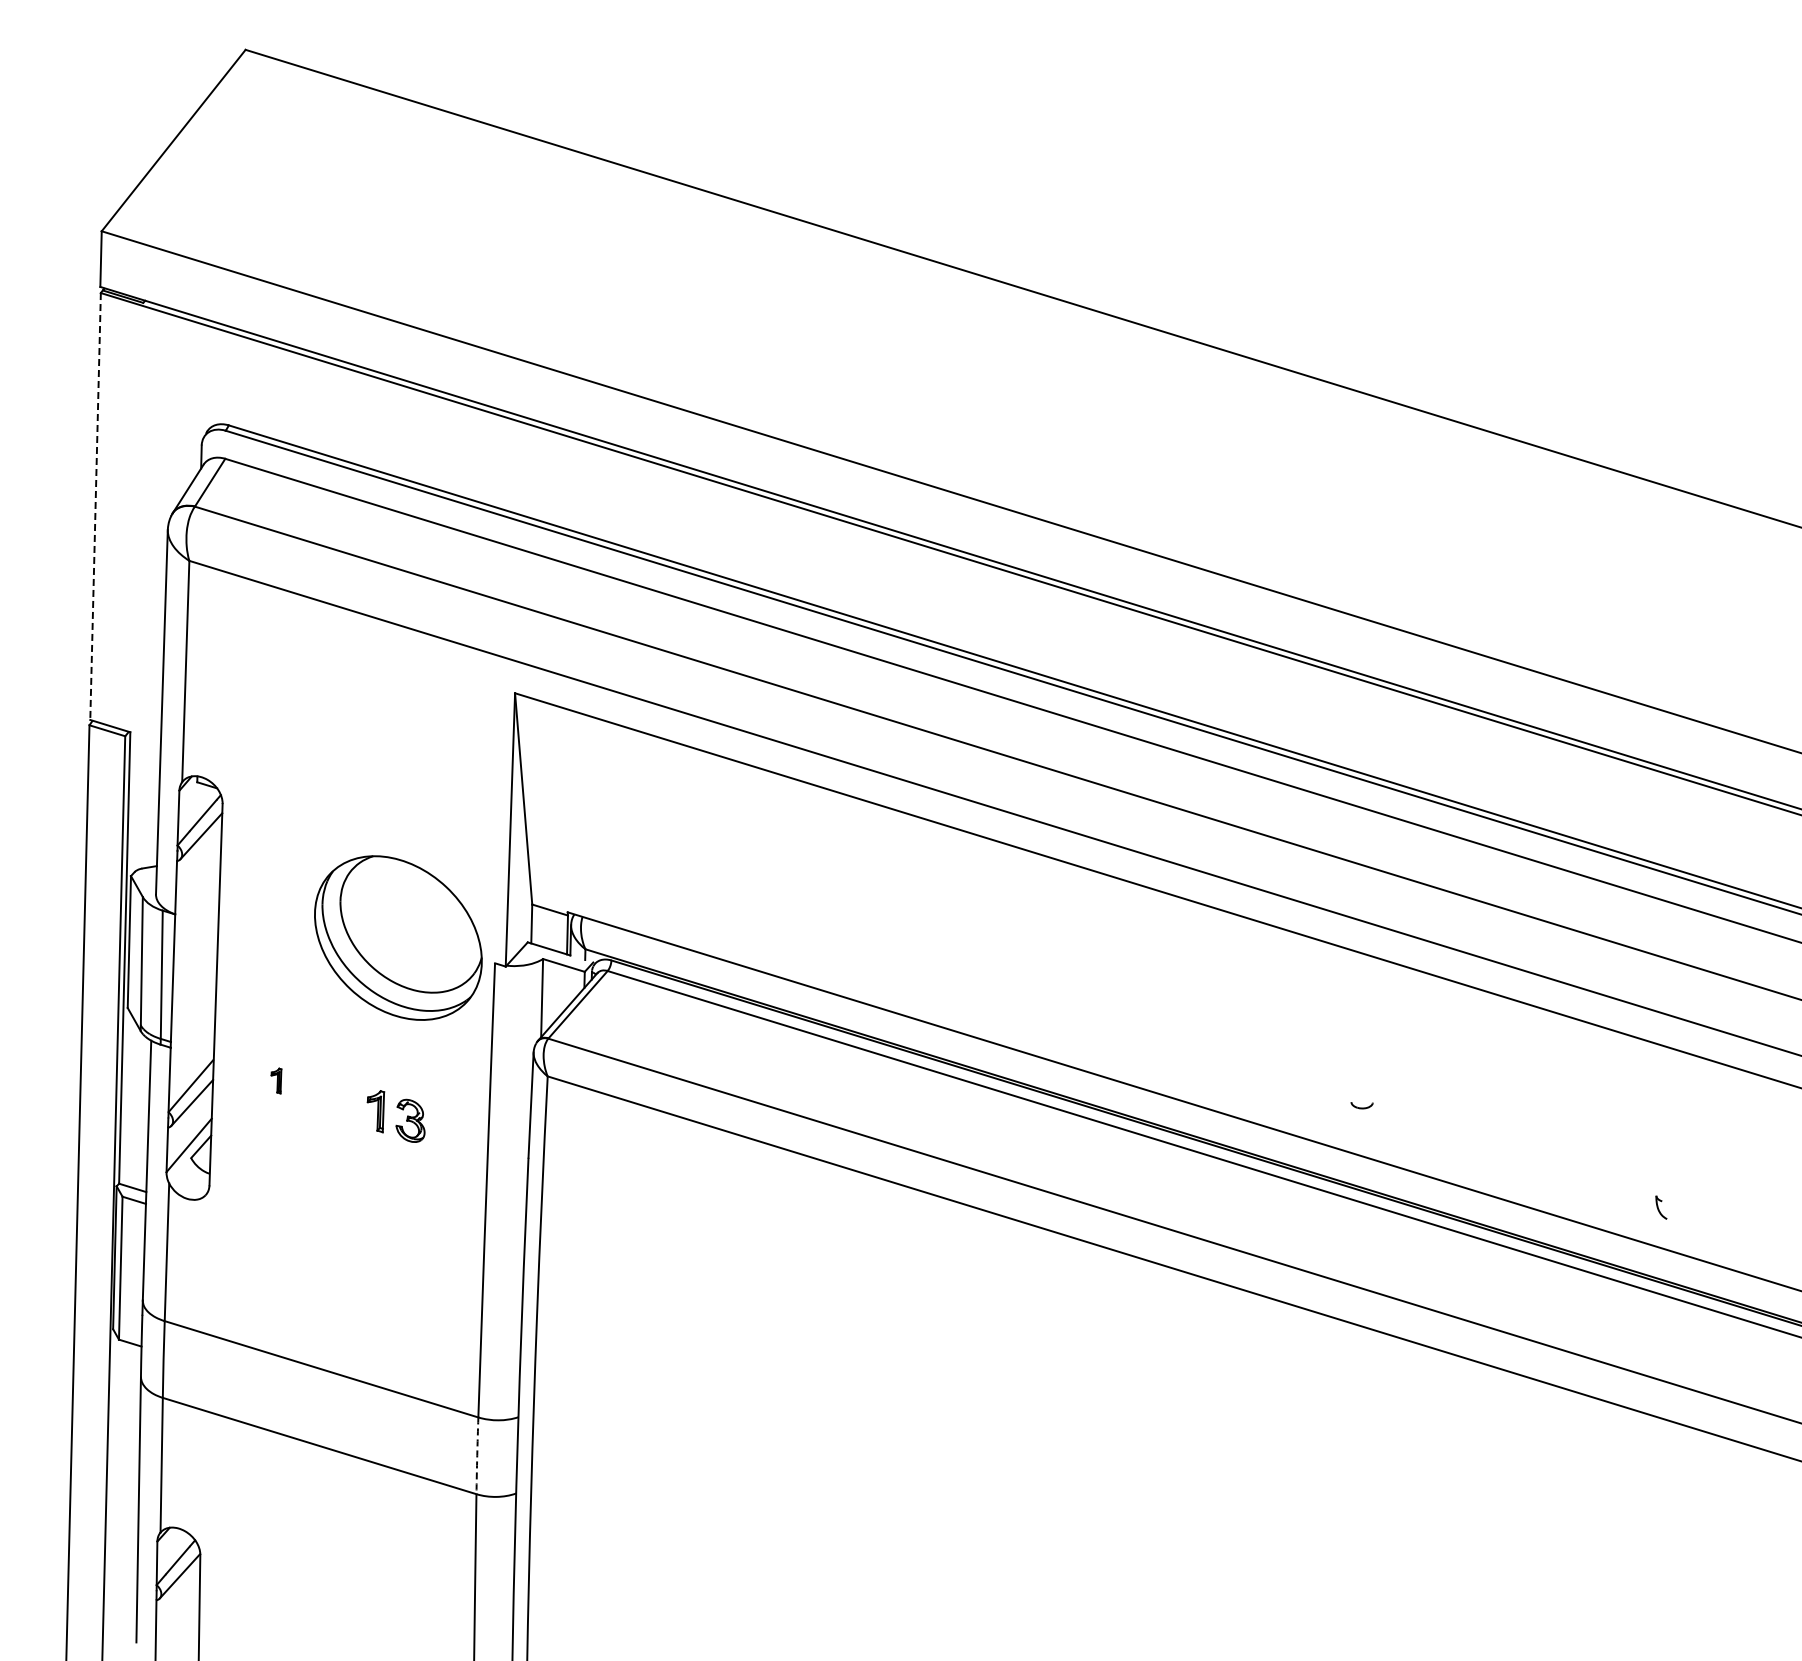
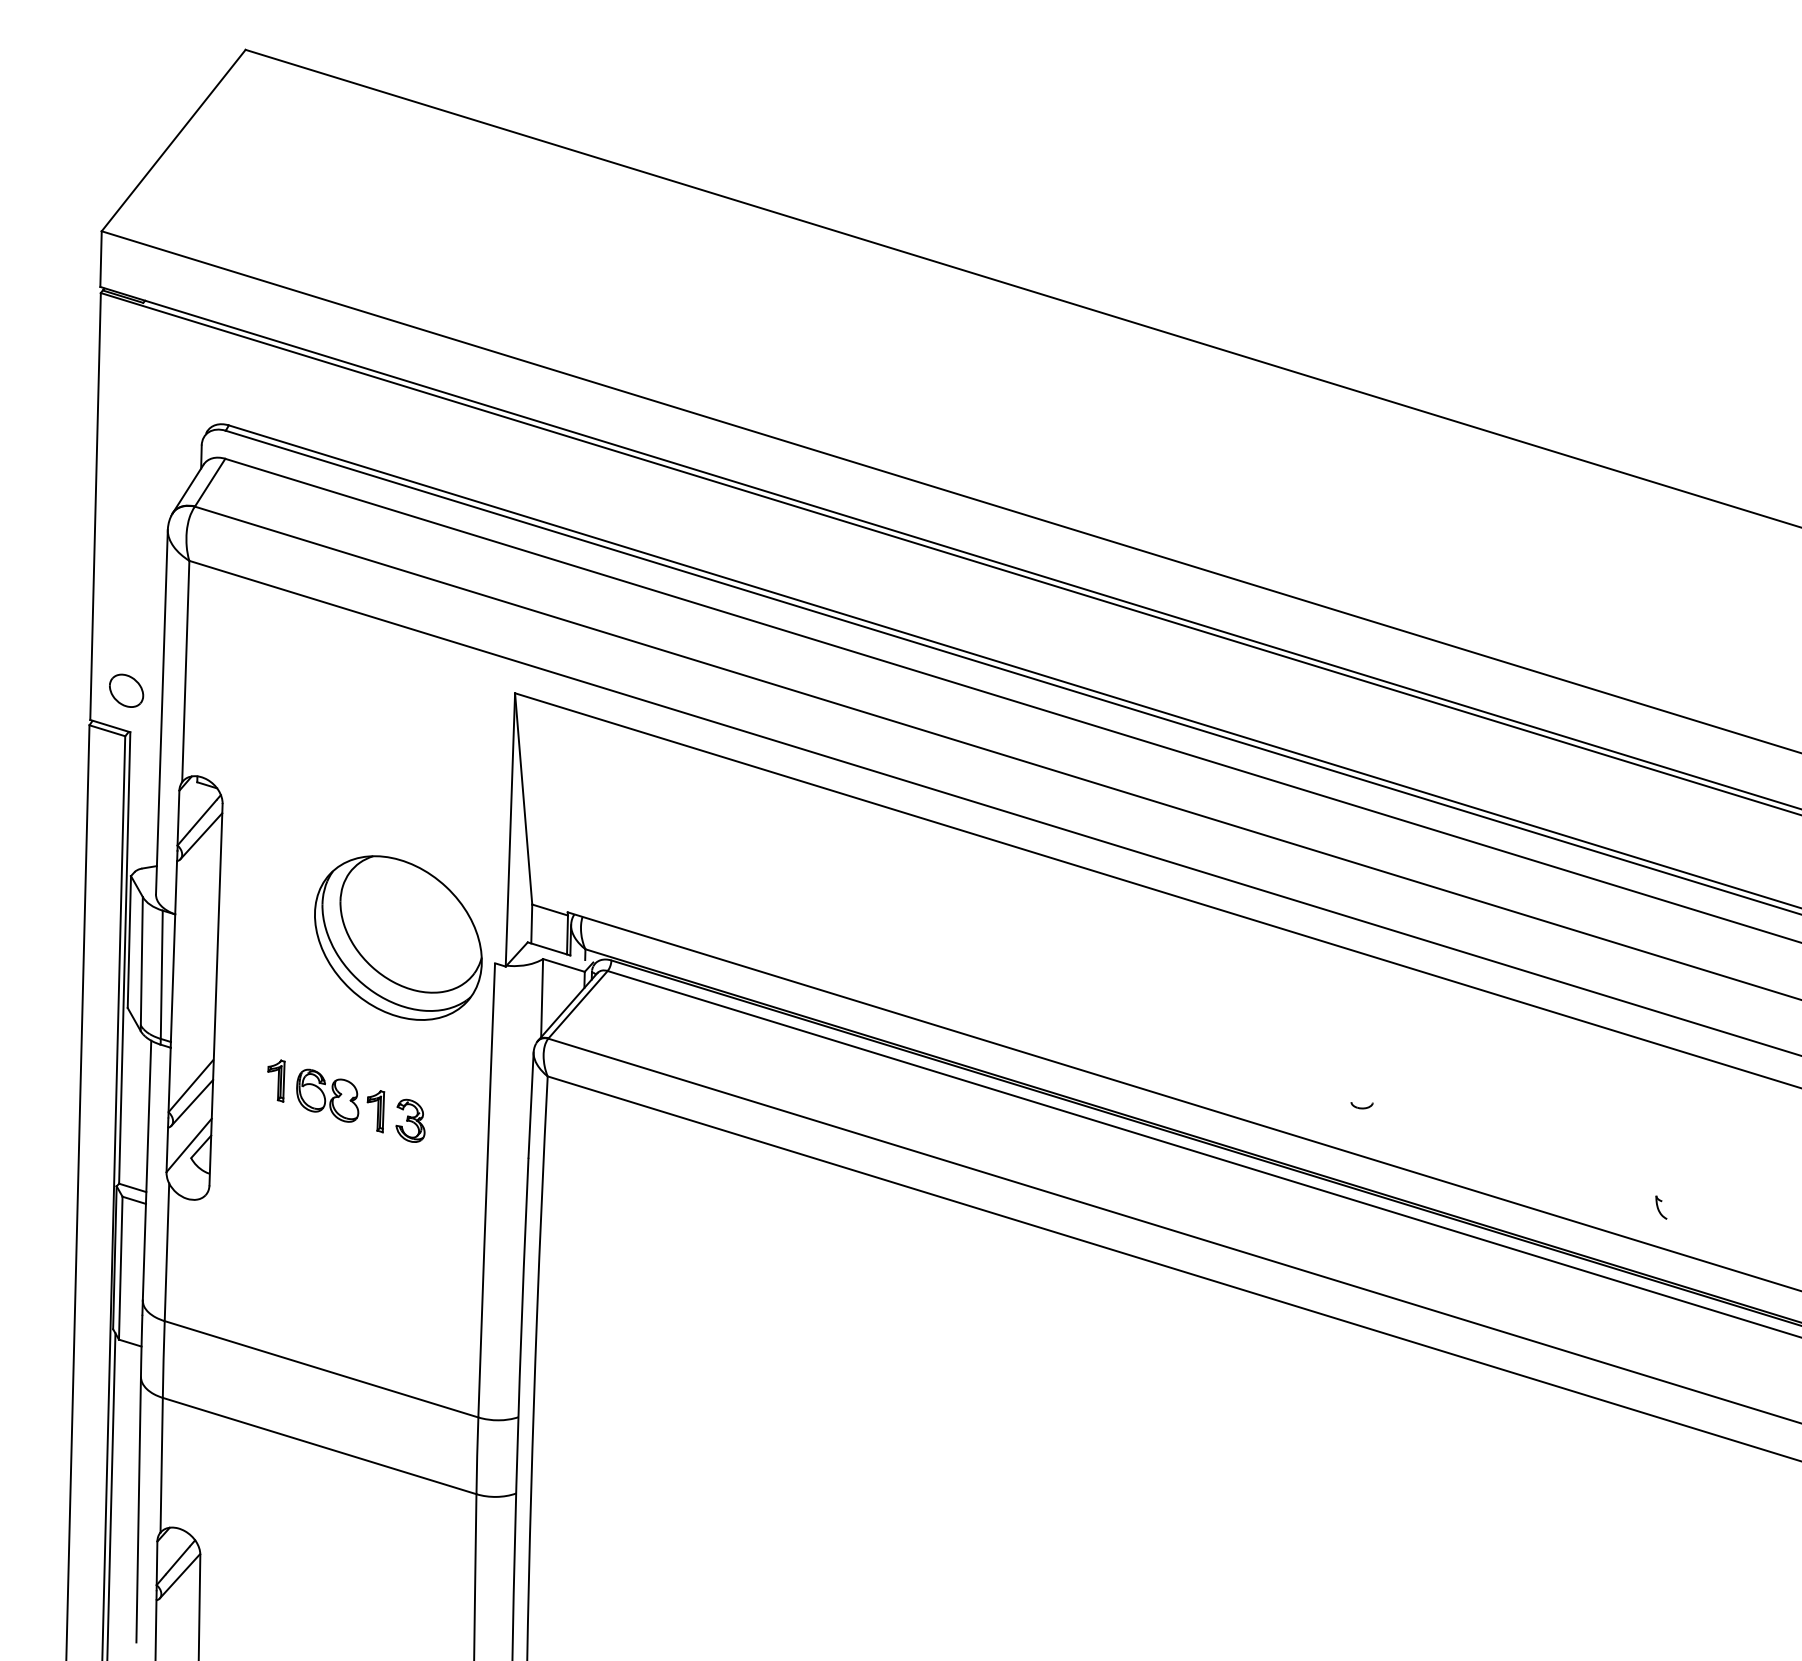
line: dashed -> solid (95, 506)
part: none -> present (126, 690)
part size: 13x28 px -> 19x44 px (276, 1080)
part: none -> present (327, 1095)
arc: dashed -> solid (477, 1455)
line: none -> present (111, 1495)
